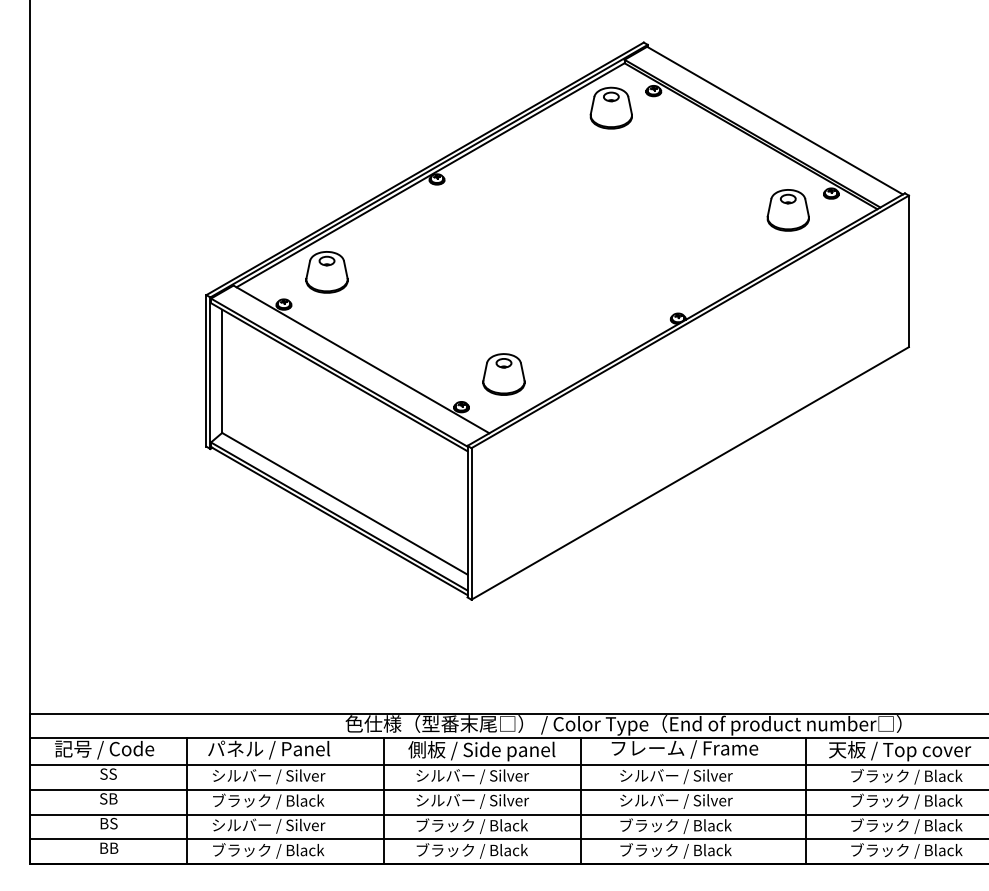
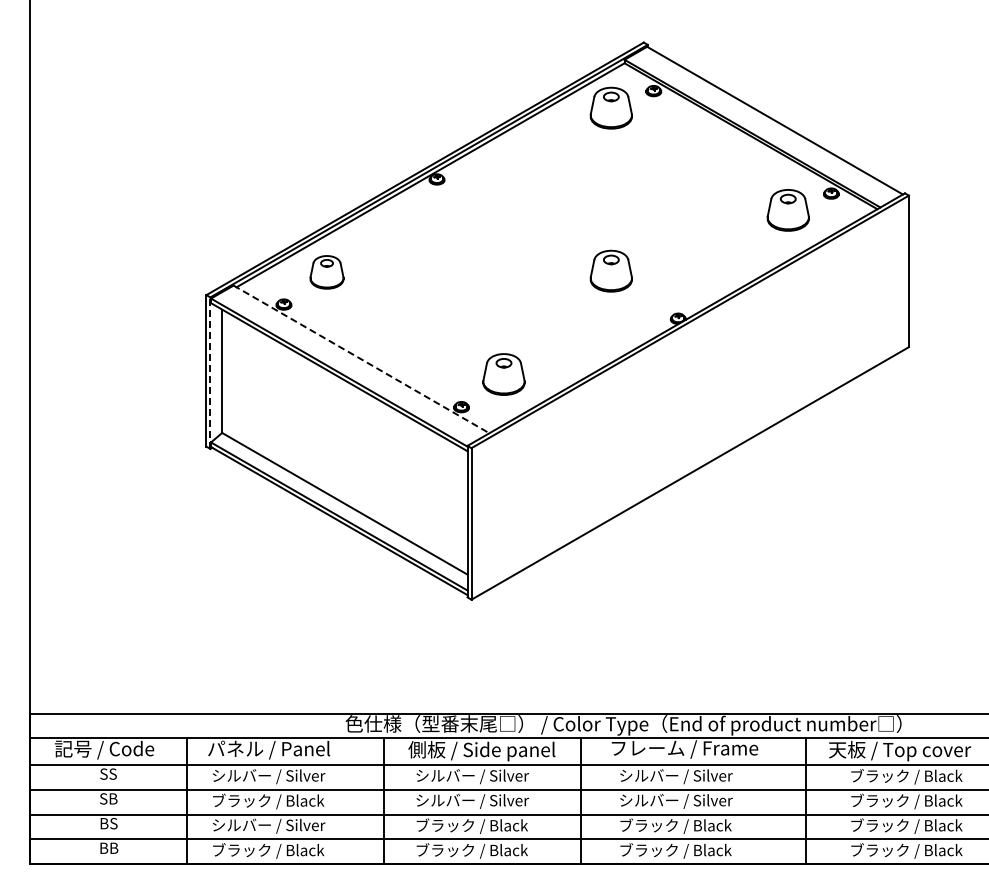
part: none -> present (610, 270)
part size: 44x43 px -> 36x35 px (326, 272)
line: solid -> dashed (361, 359)
line: solid -> dashed (210, 373)
